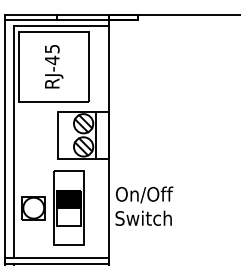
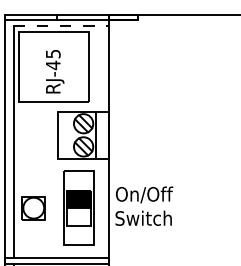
line: solid -> dashed (61, 26)
text position: (54, 66) -> (55, 71) (55, 71)
part position: (68, 207) -> (78, 207) (78, 207)
